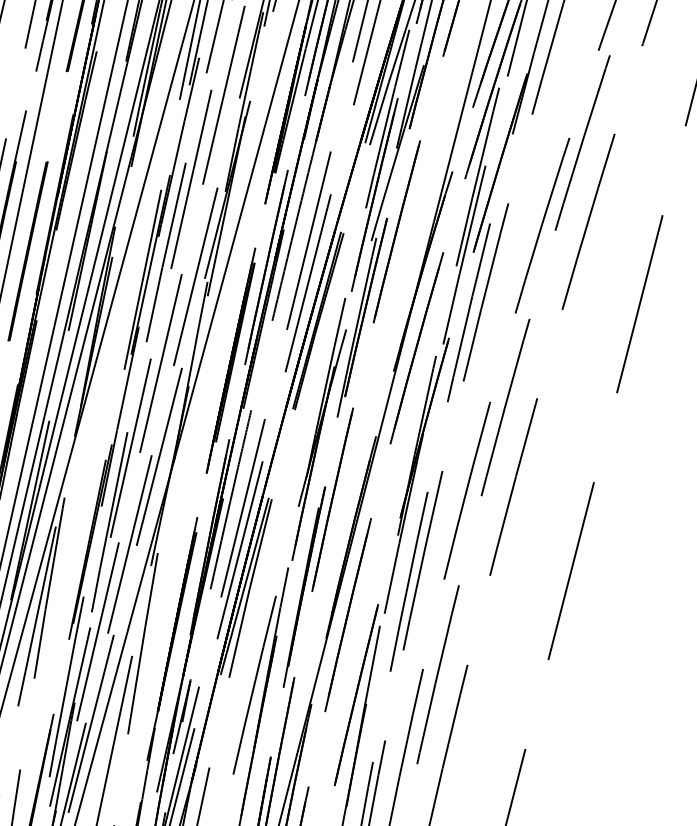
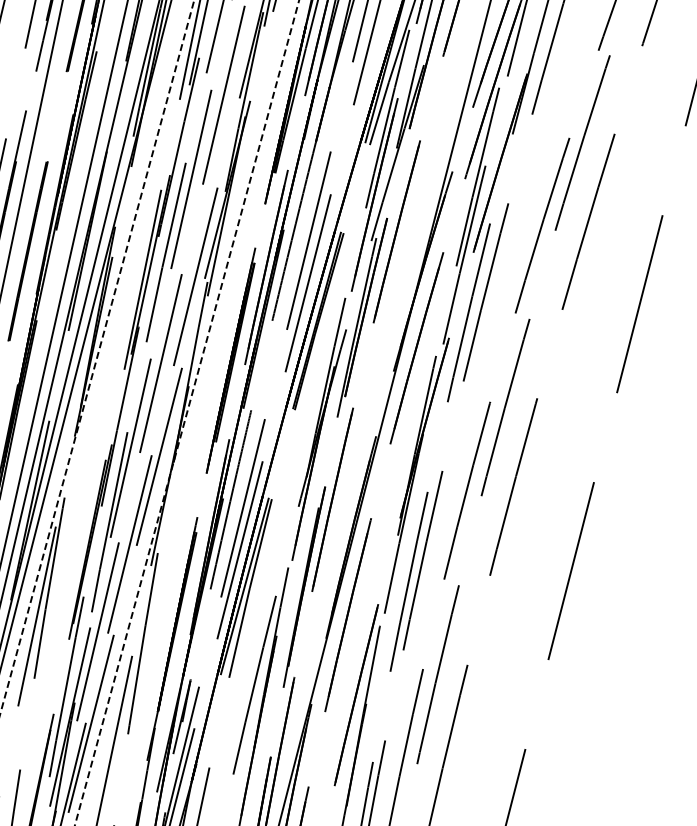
line: solid -> dashed (97, 357)
line: solid -> dashed (187, 413)
